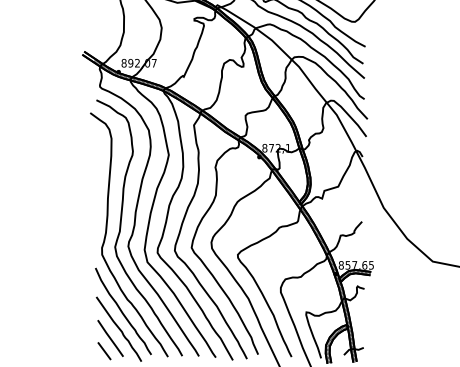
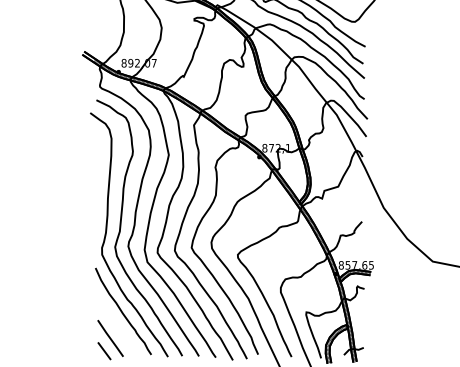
part: present -> none (118, 328)
